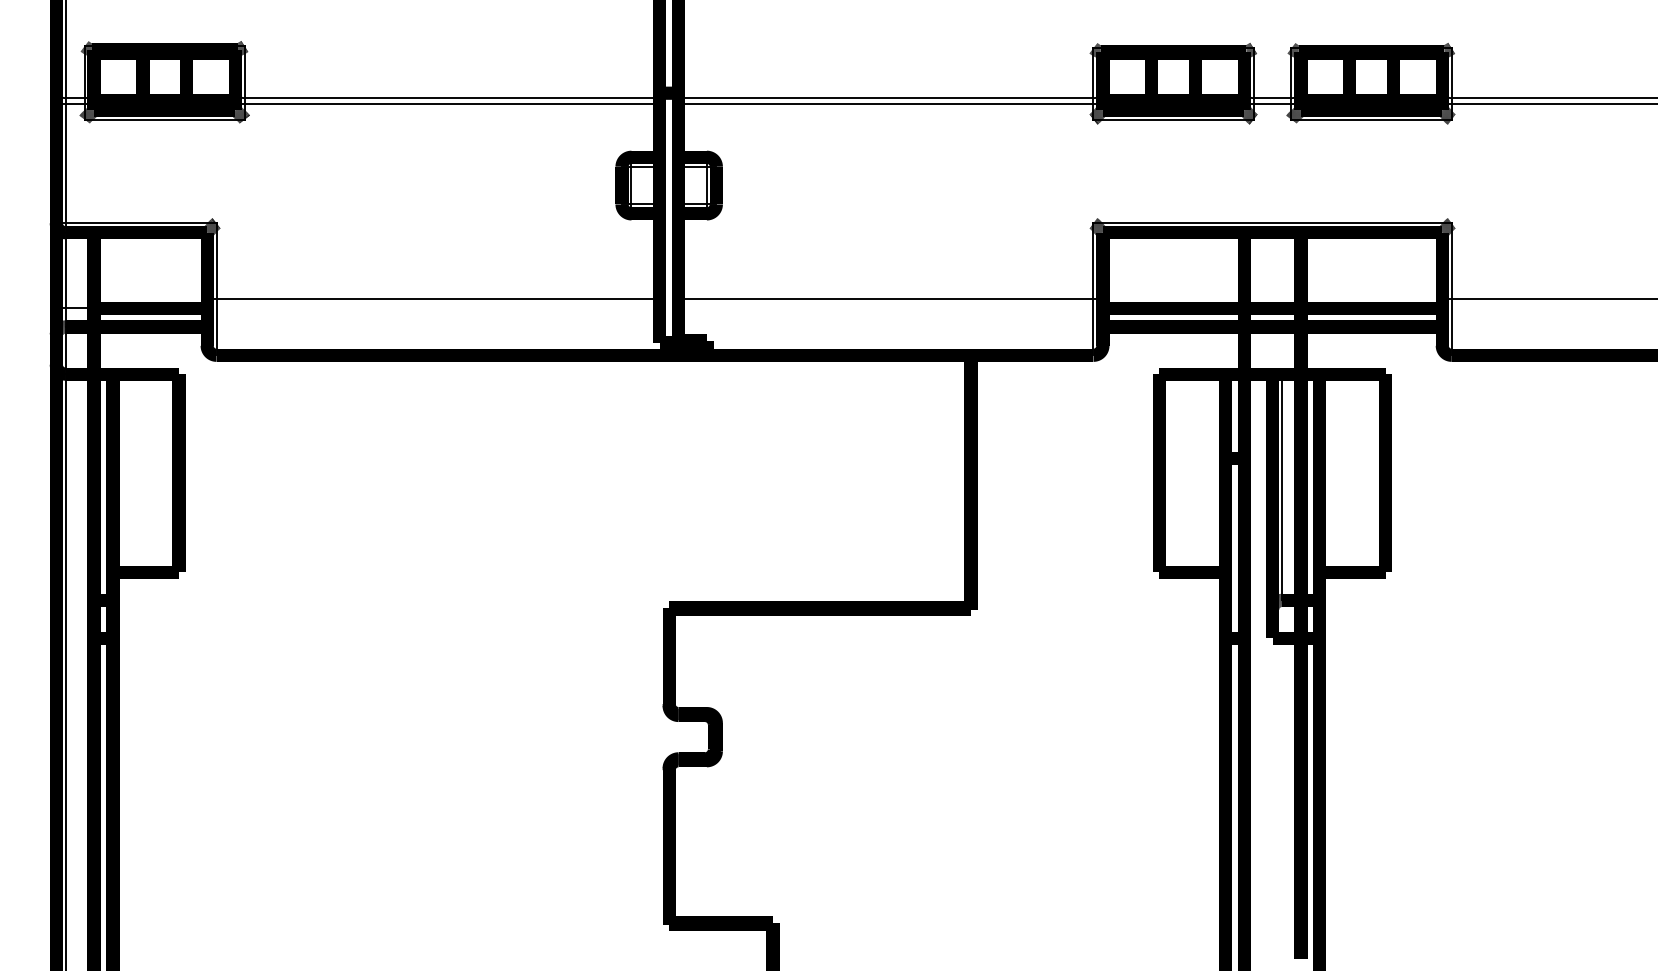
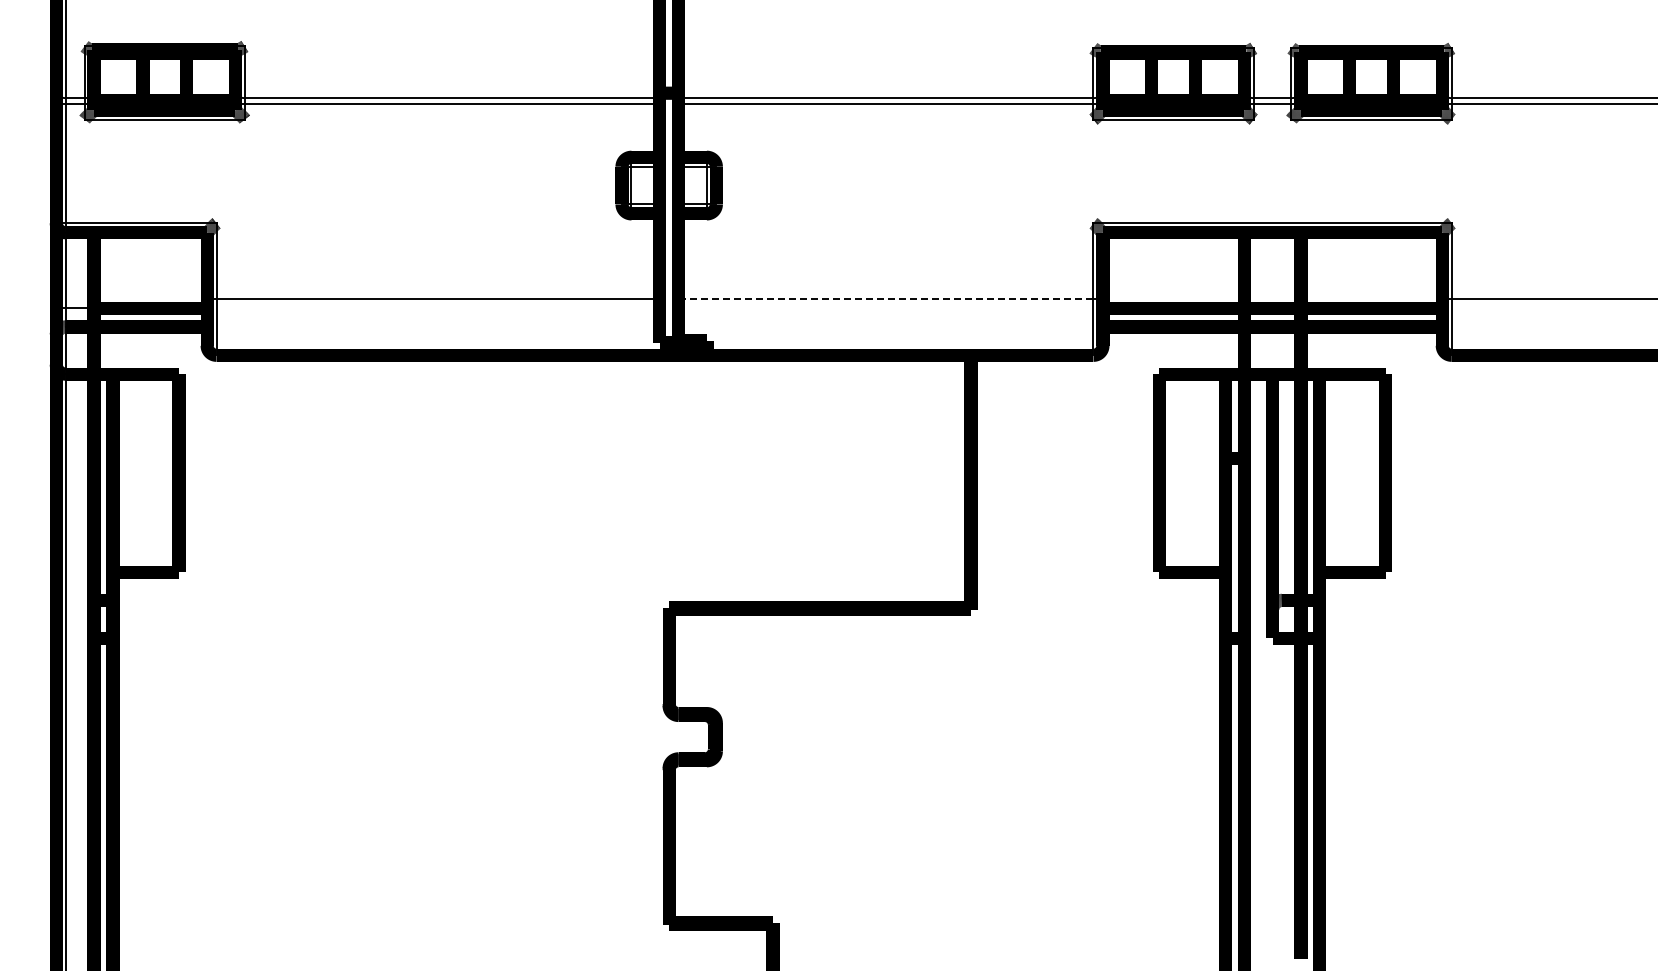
line: solid -> dashed (886, 298)
line: present -> none (1282, 487)
